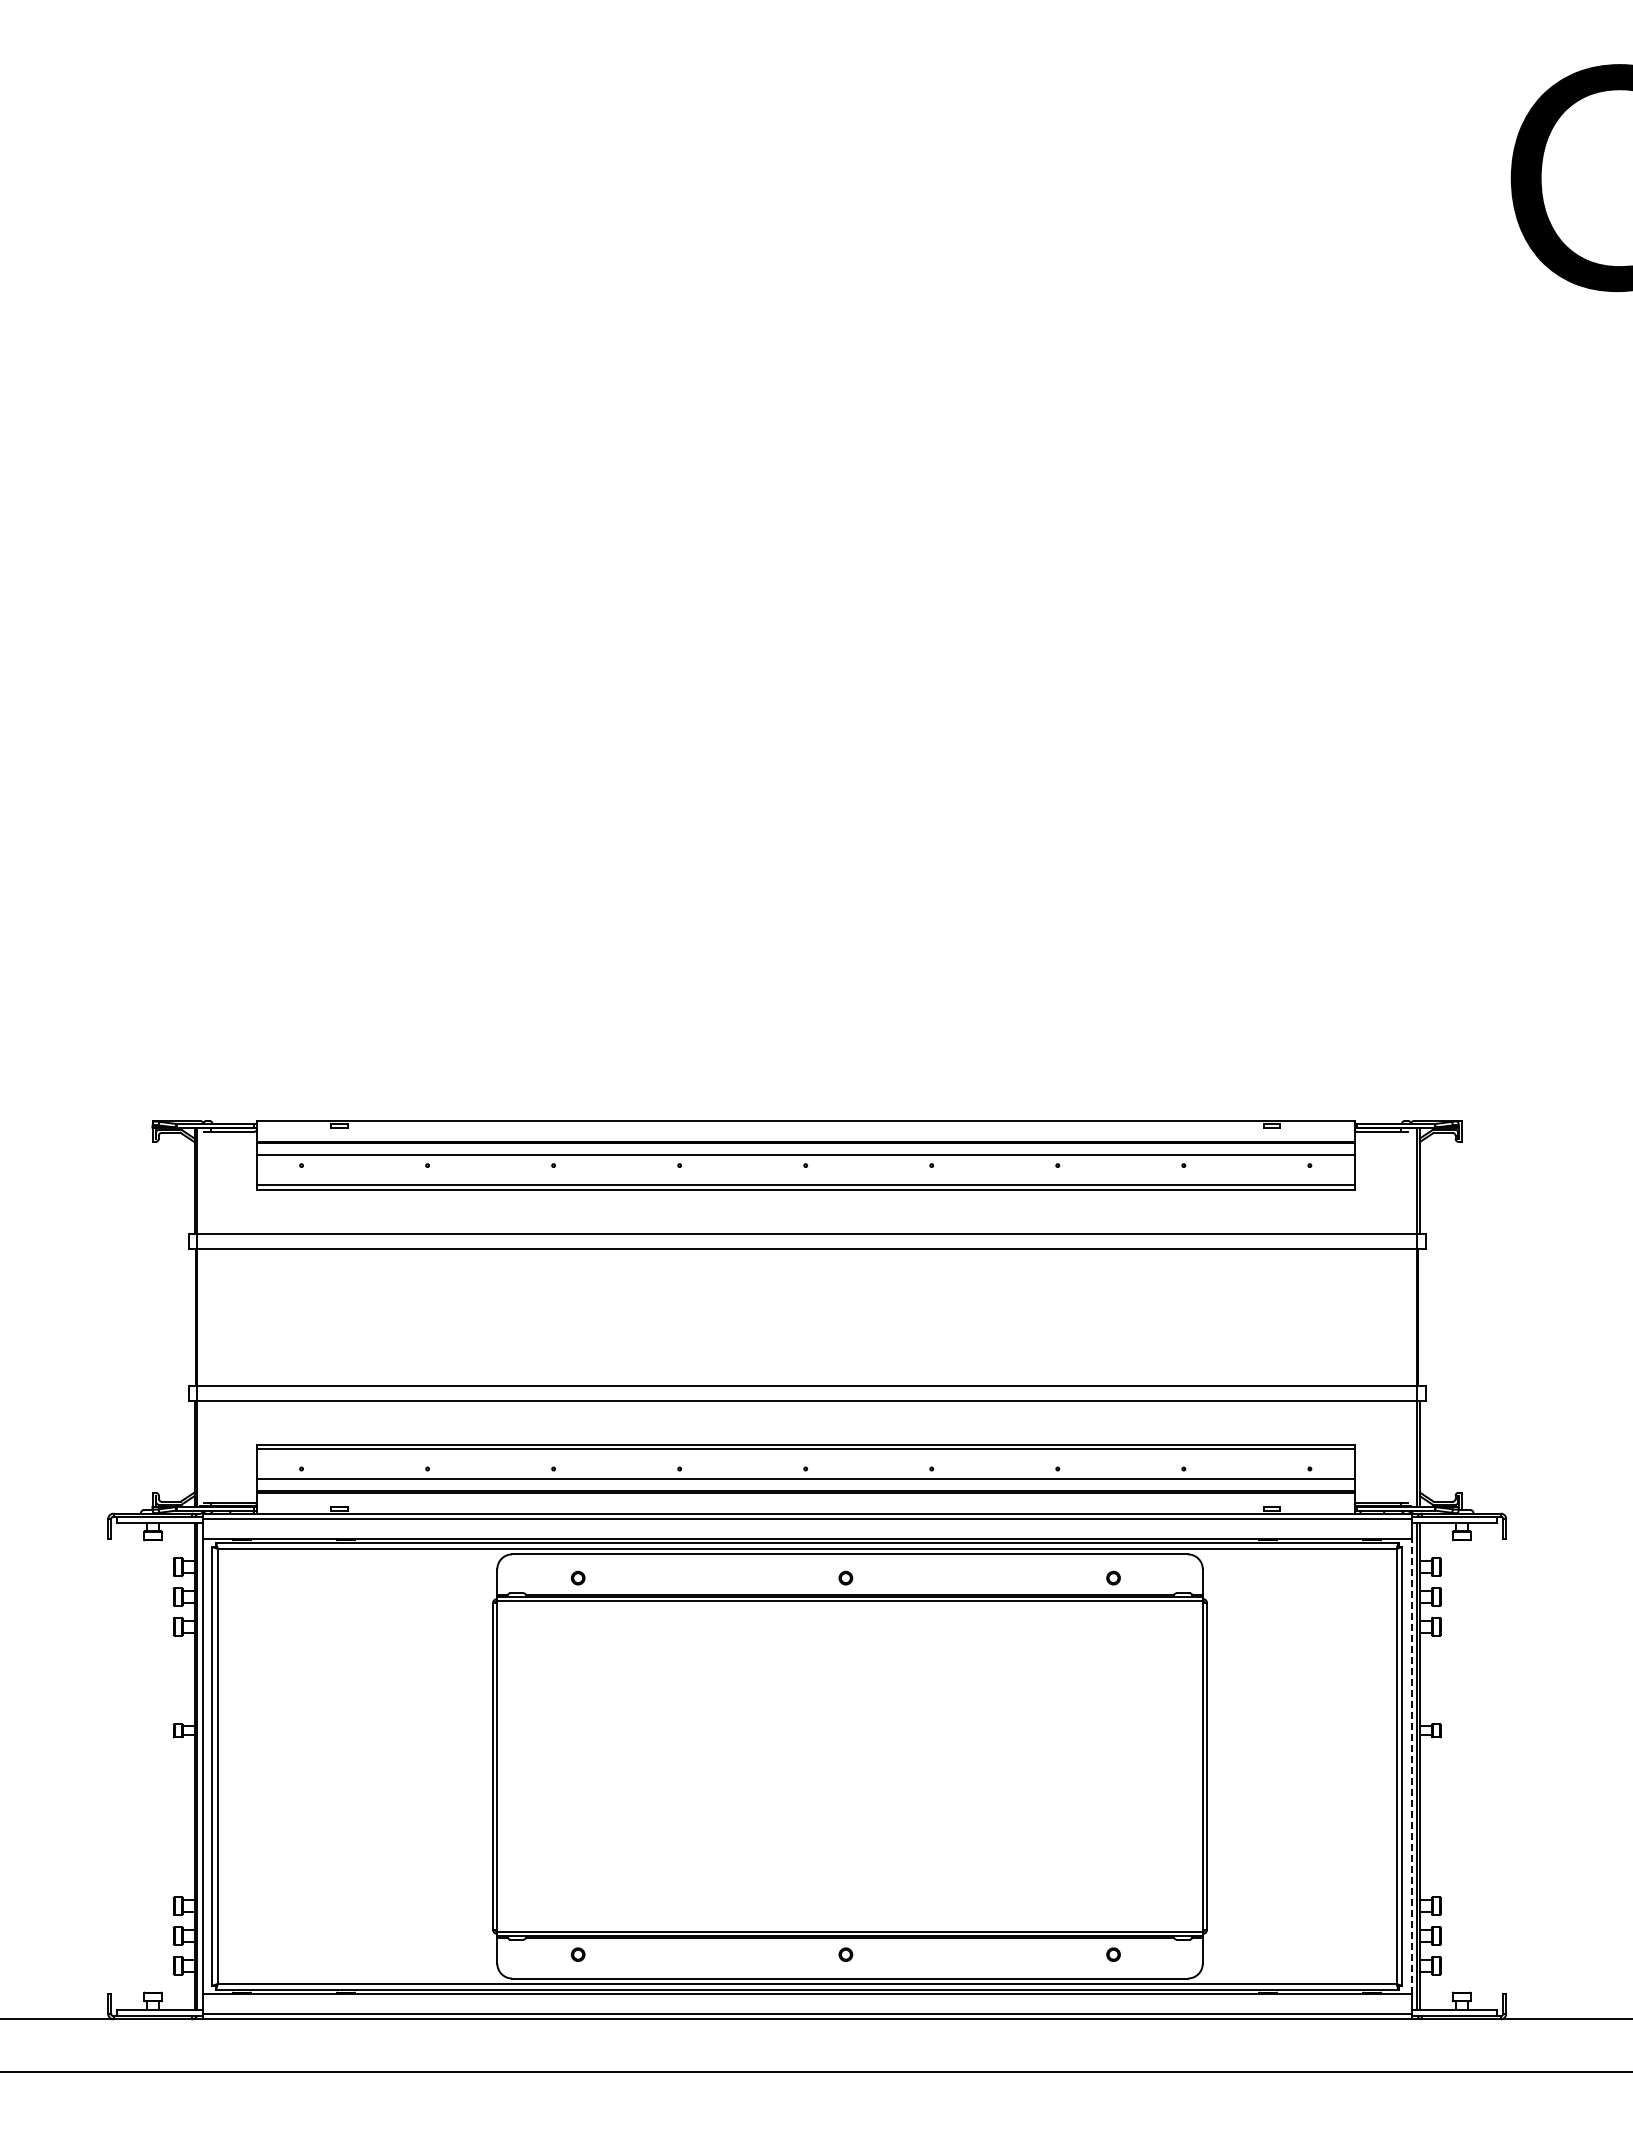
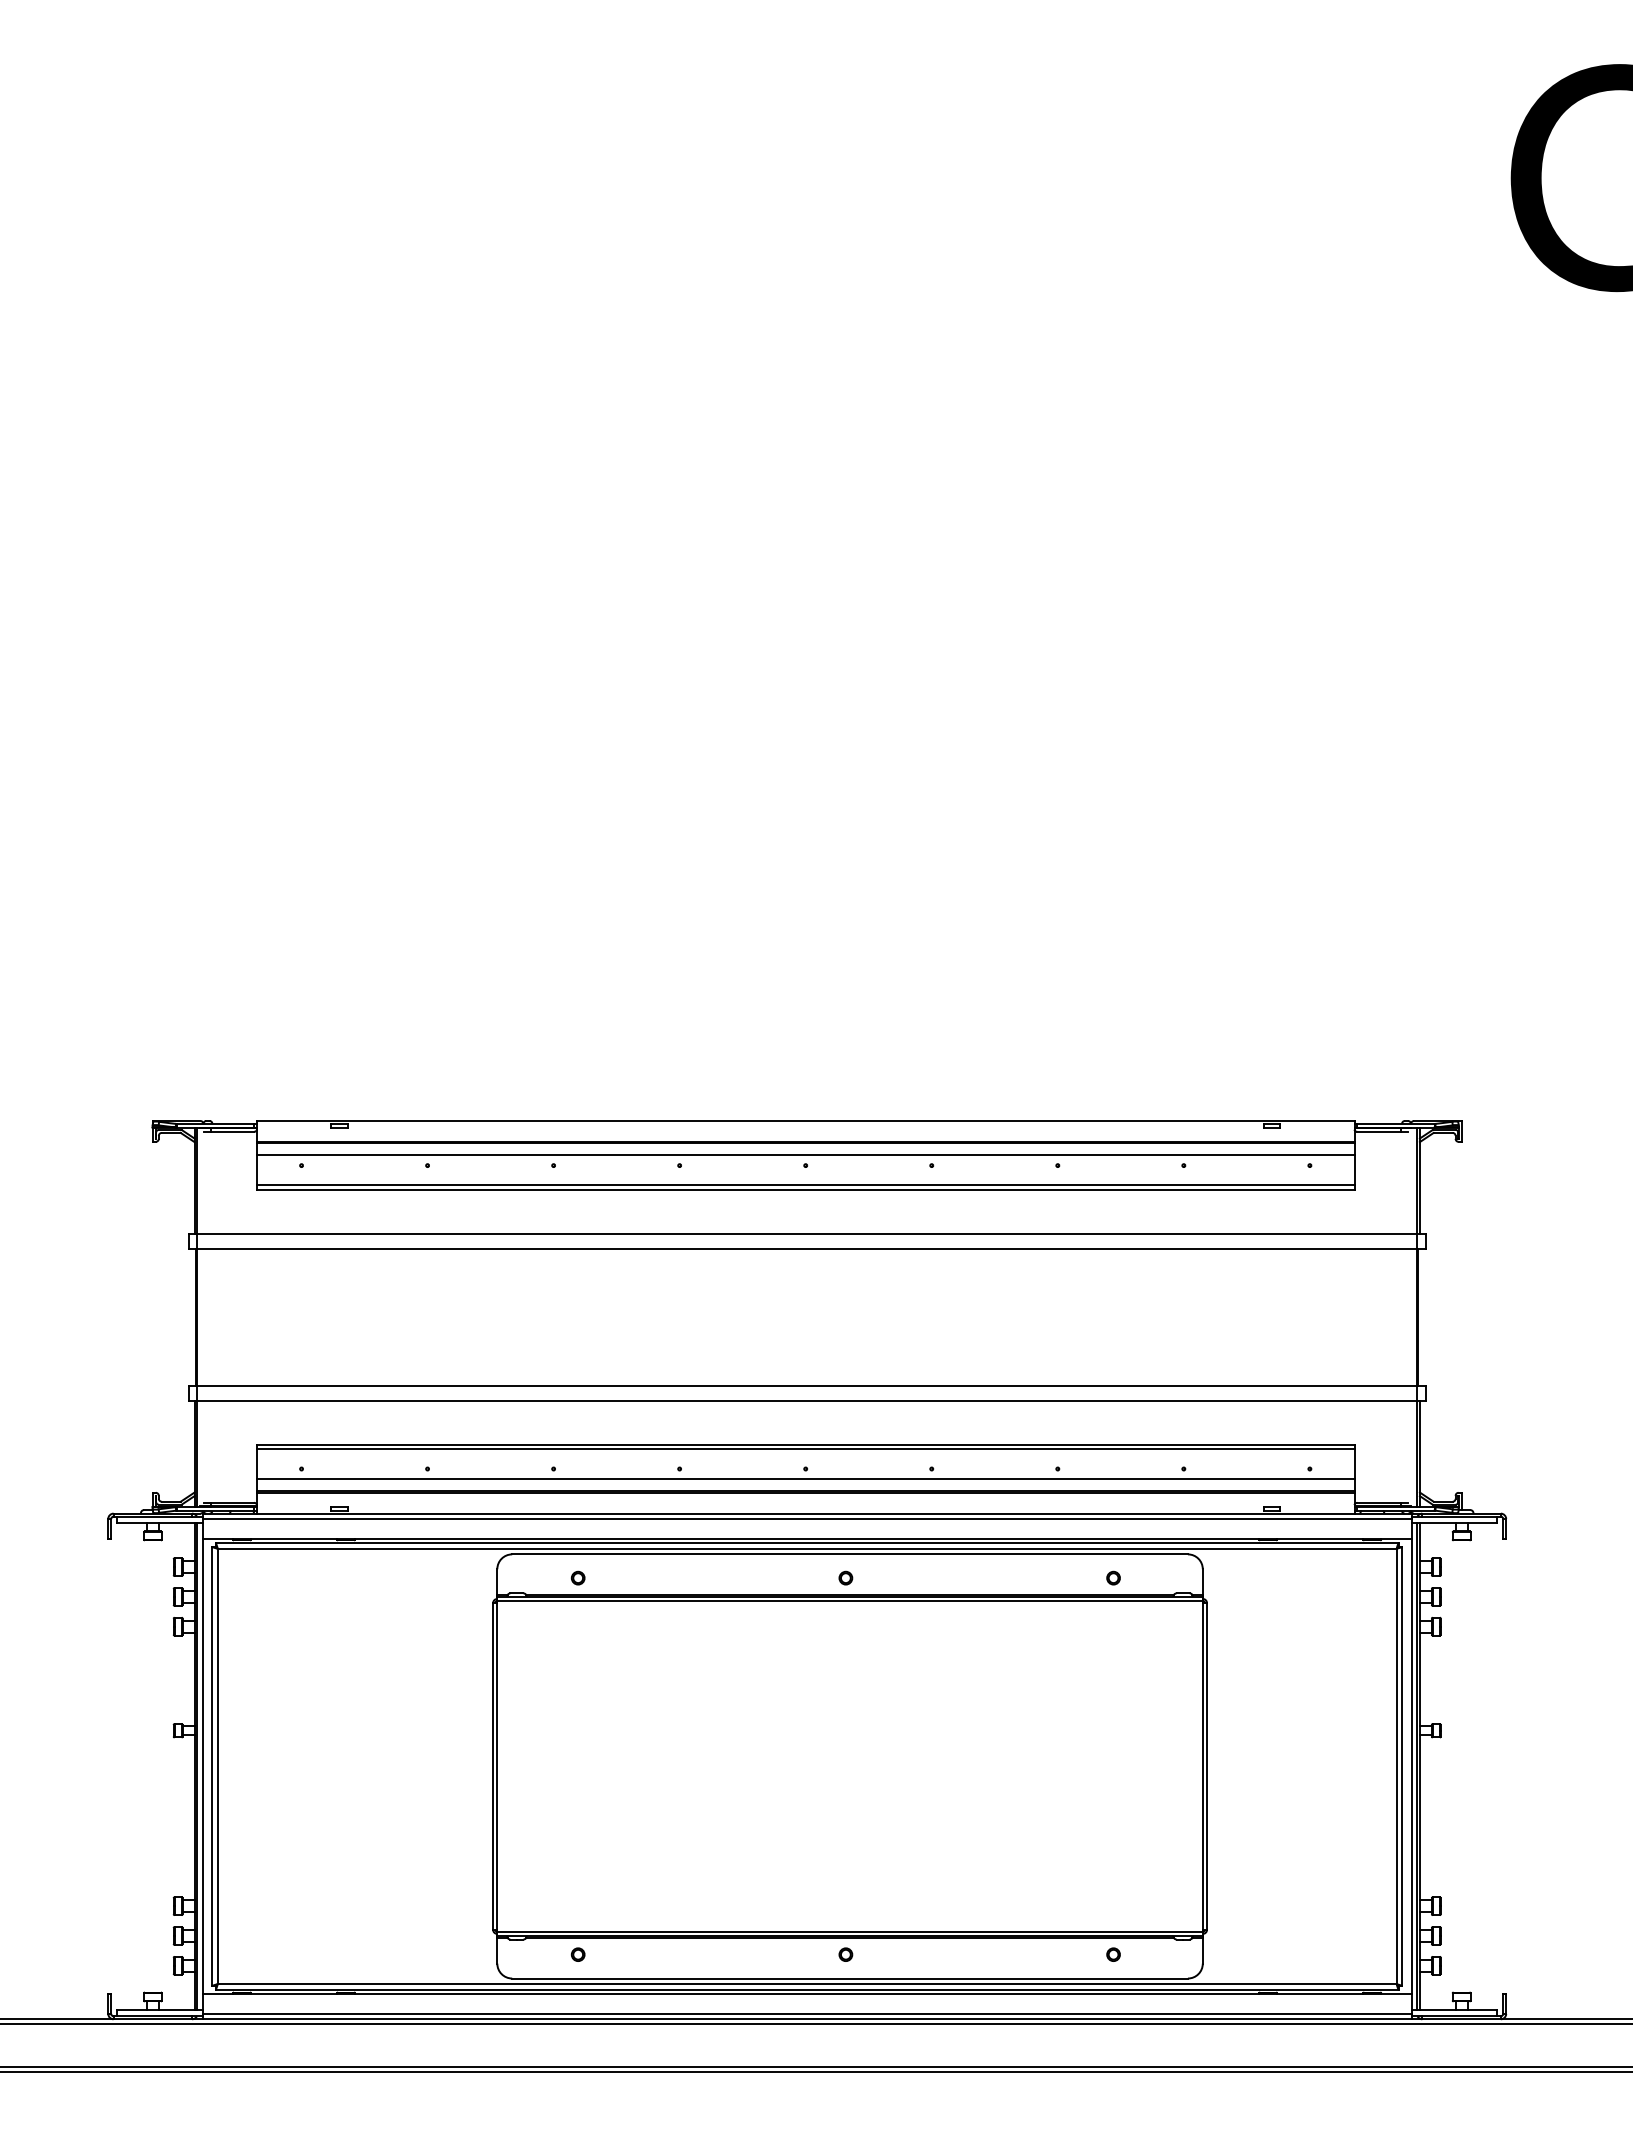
line: dashed -> solid (1411, 1766)
line: none -> present (815, 2024)
line: none -> present (815, 2067)
